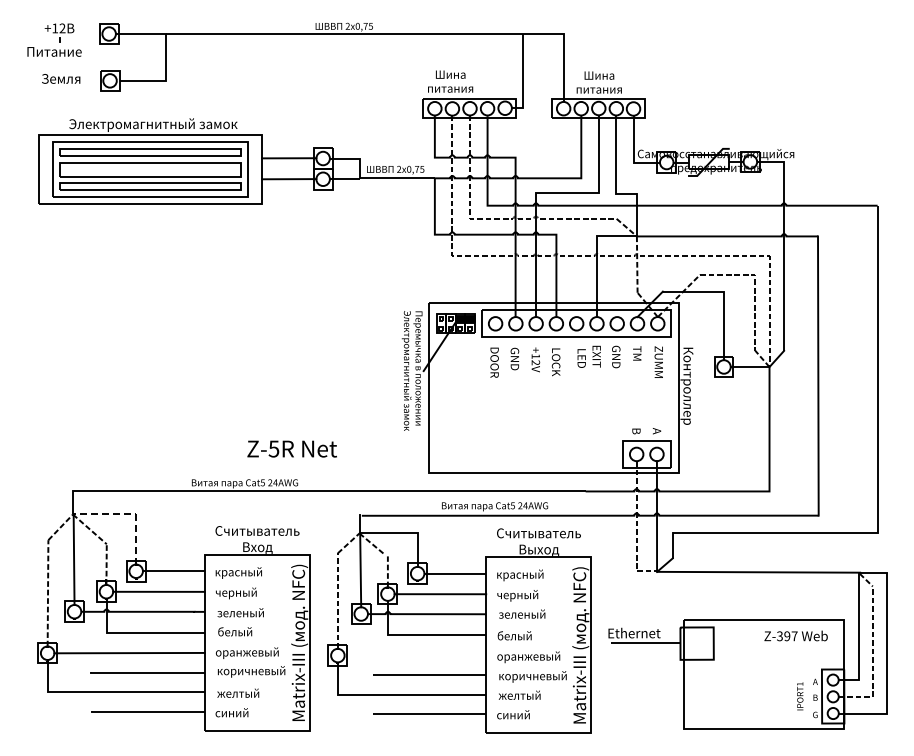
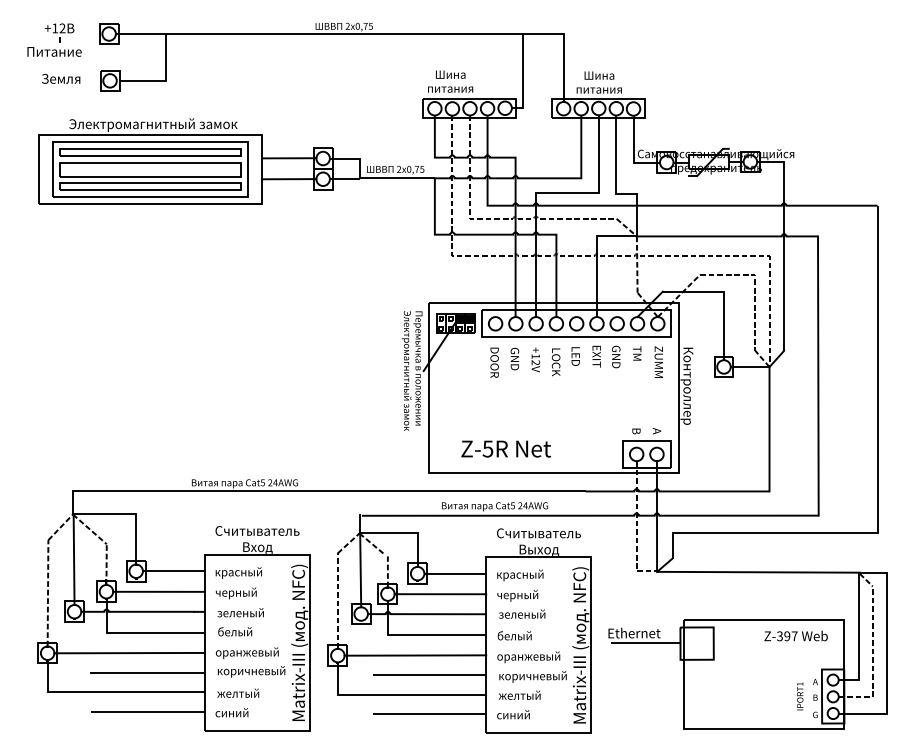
text position: (581, 358) -> (575, 356) (575, 356)
text position: (291, 448) -> (505, 448) (505, 448)
line: dashed -> solid (130, 514)
line: none -> present (415, 655)
